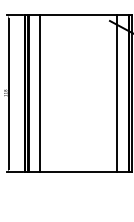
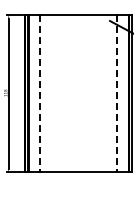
line: solid -> dashed (40, 94)
line: solid -> dashed (117, 94)
